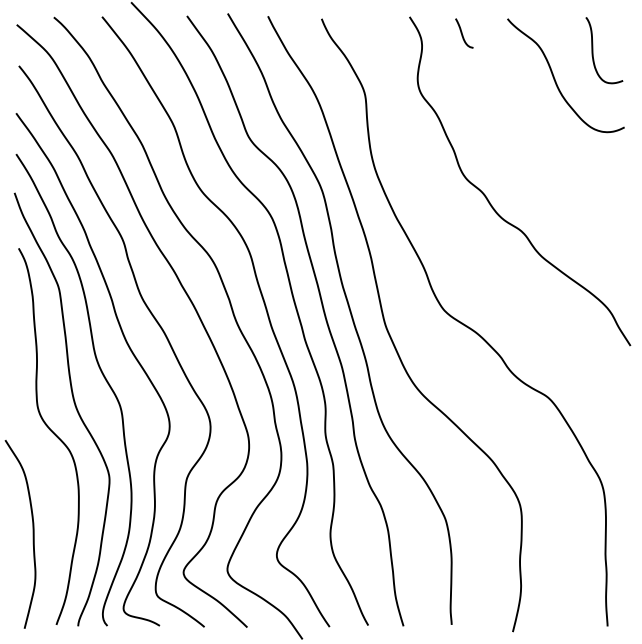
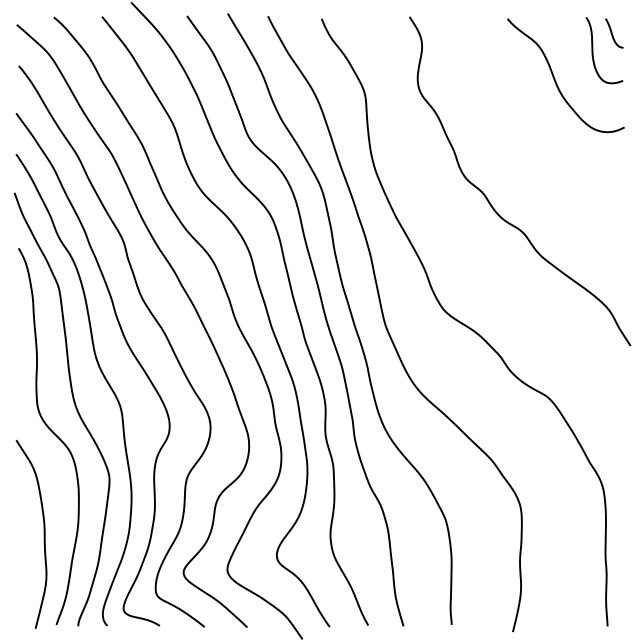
curve position: (462, 33) -> (612, 33) (612, 33)
curve position: (32, 534) -> (43, 534) (43, 534)
